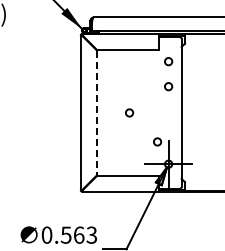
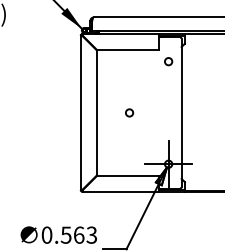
circle: present -> none (168, 86)
line: dashed -> solid (96, 113)
circle: present -> none (157, 141)
